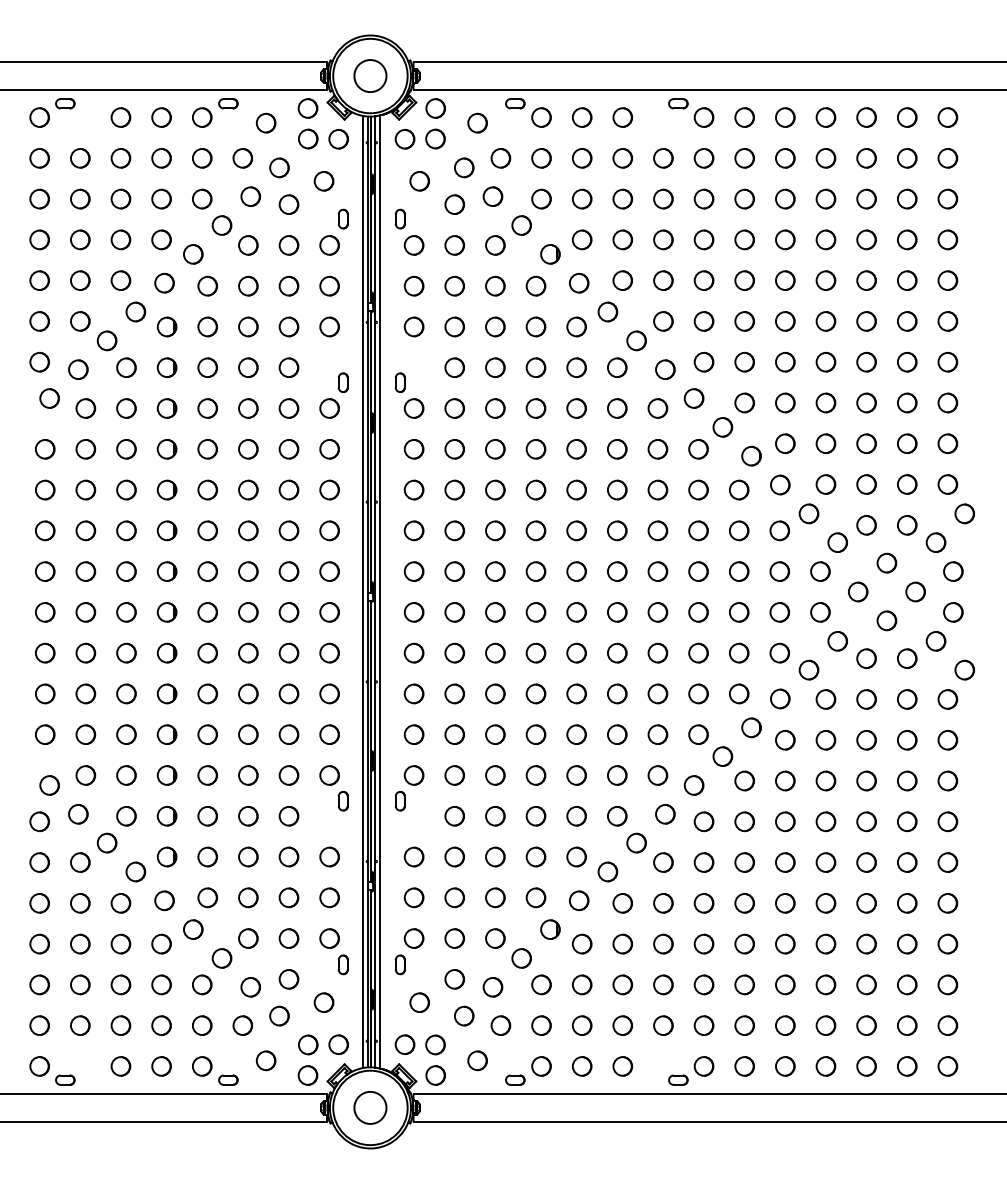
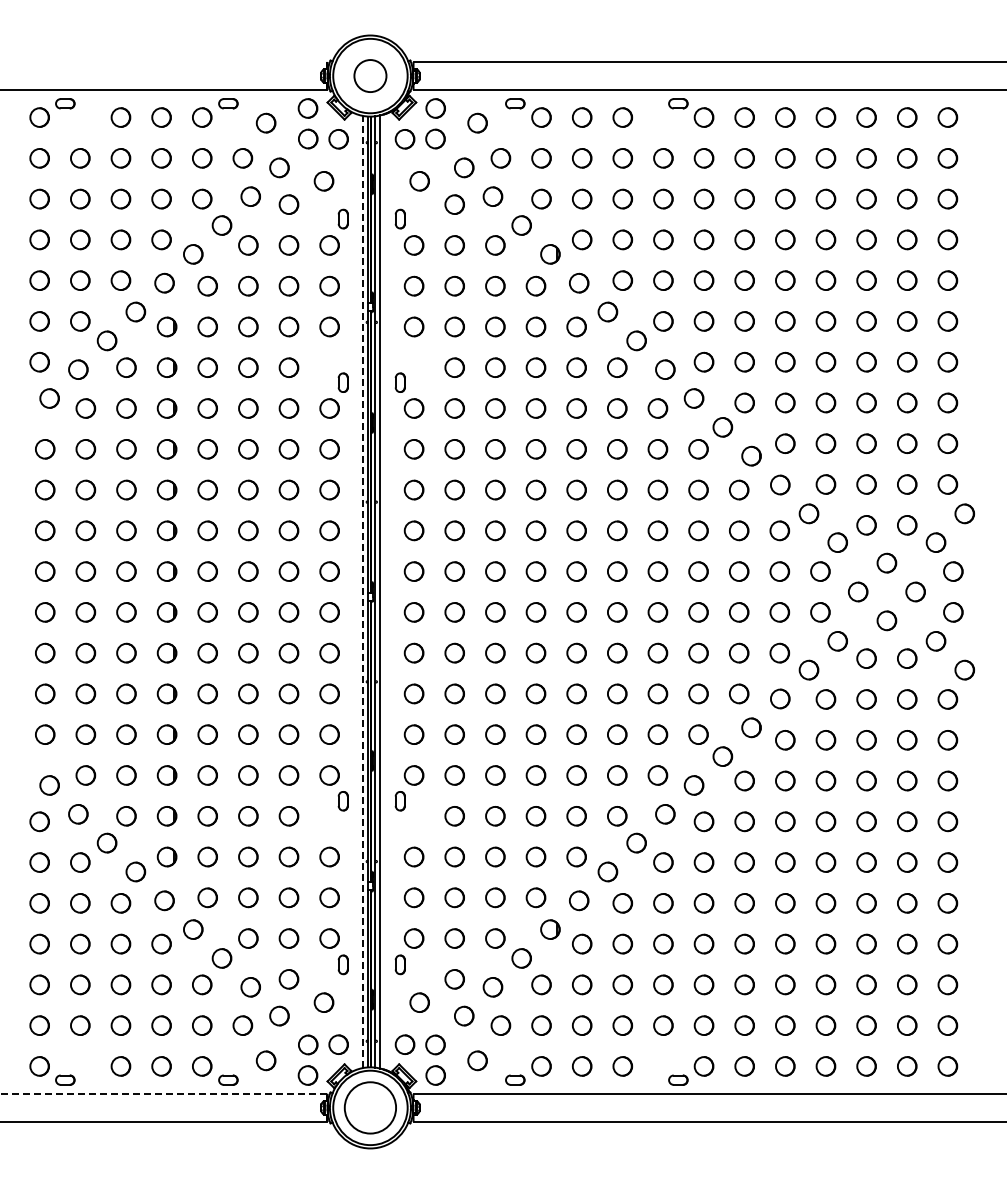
line: present -> none (164, 61)
line: solid -> dashed (363, 592)
line: solid -> dashed (163, 1093)
circle diameter: 32 px -> 51 px (370, 1107)
